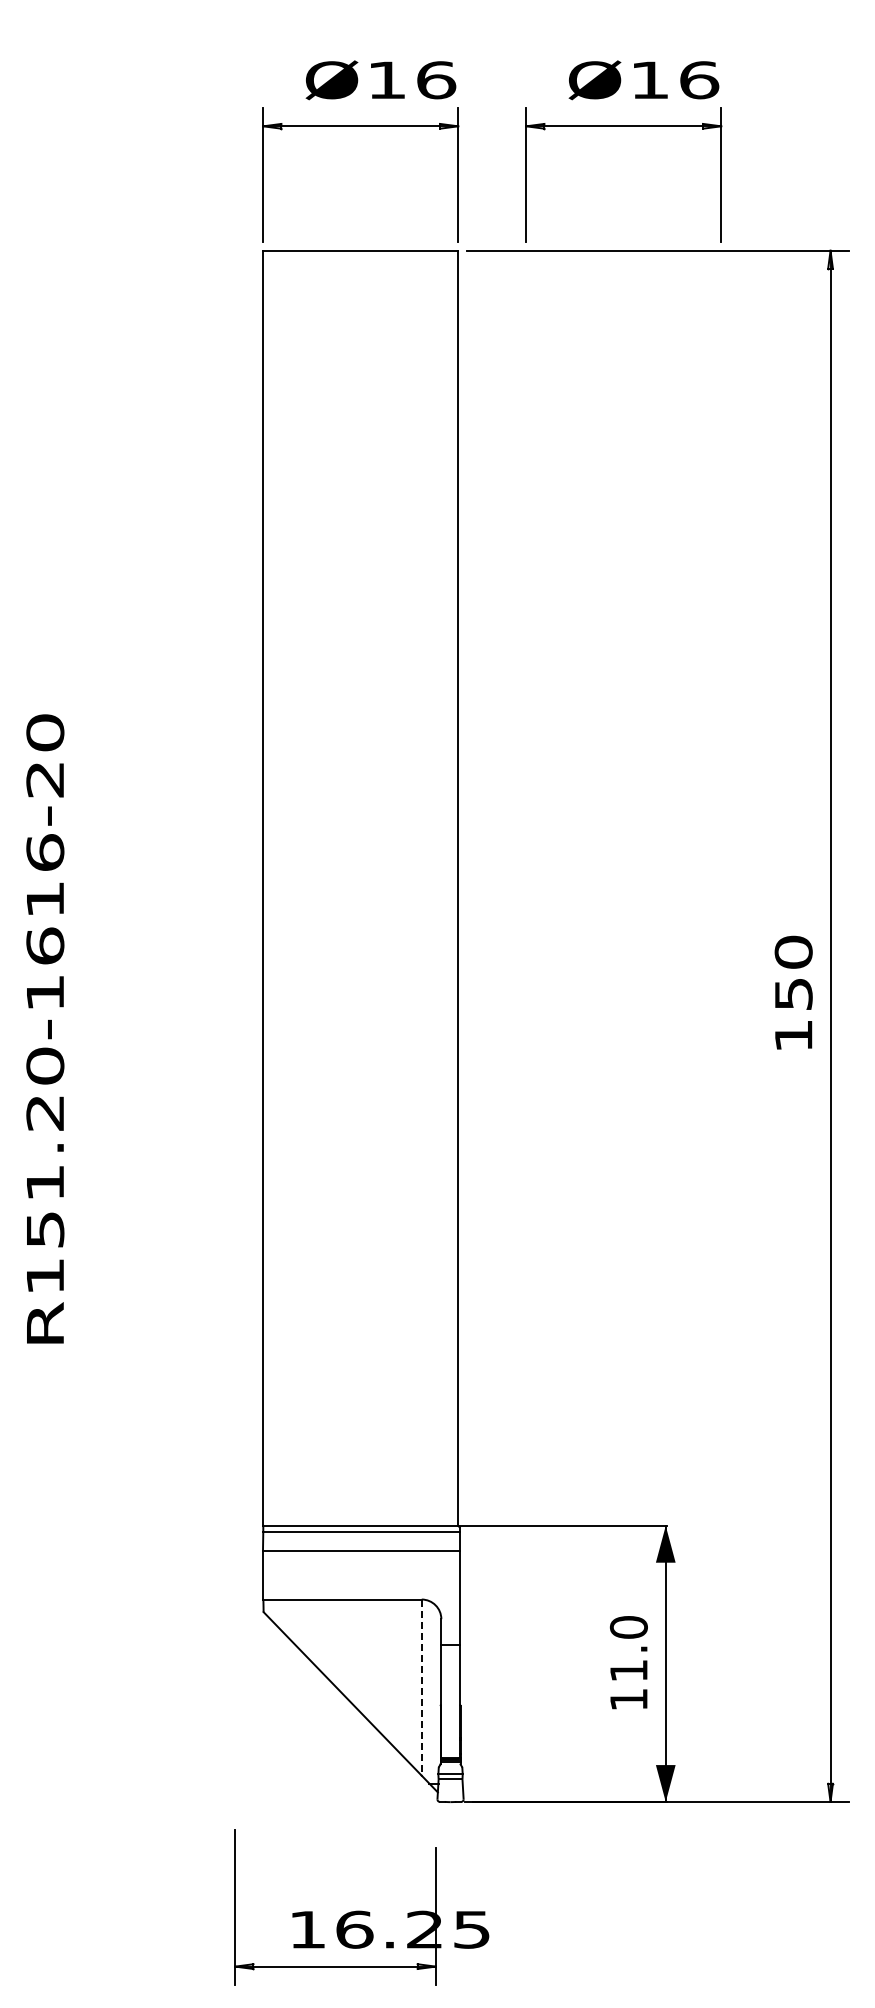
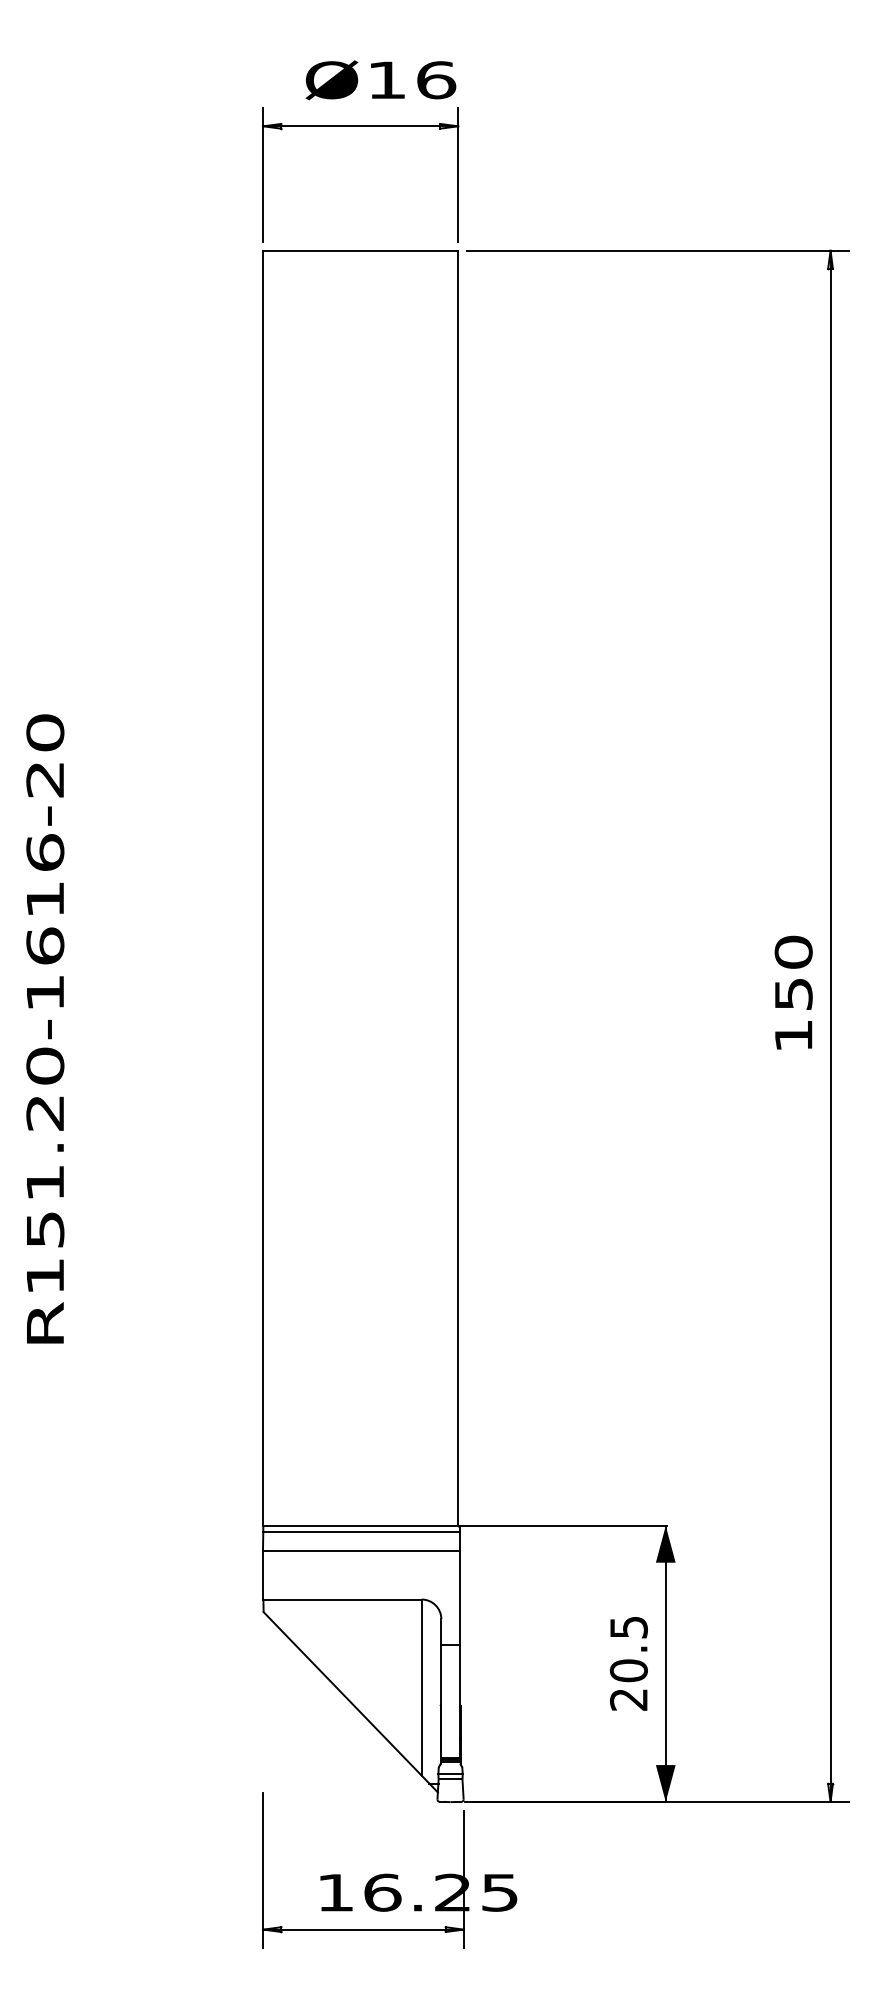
part: present -> none (623, 126)
text: 11.0 -> 20.5 (628, 1663)
line: dashed -> solid (421, 1688)
part position: (361, 1907) -> (389, 1870) (389, 1870)
